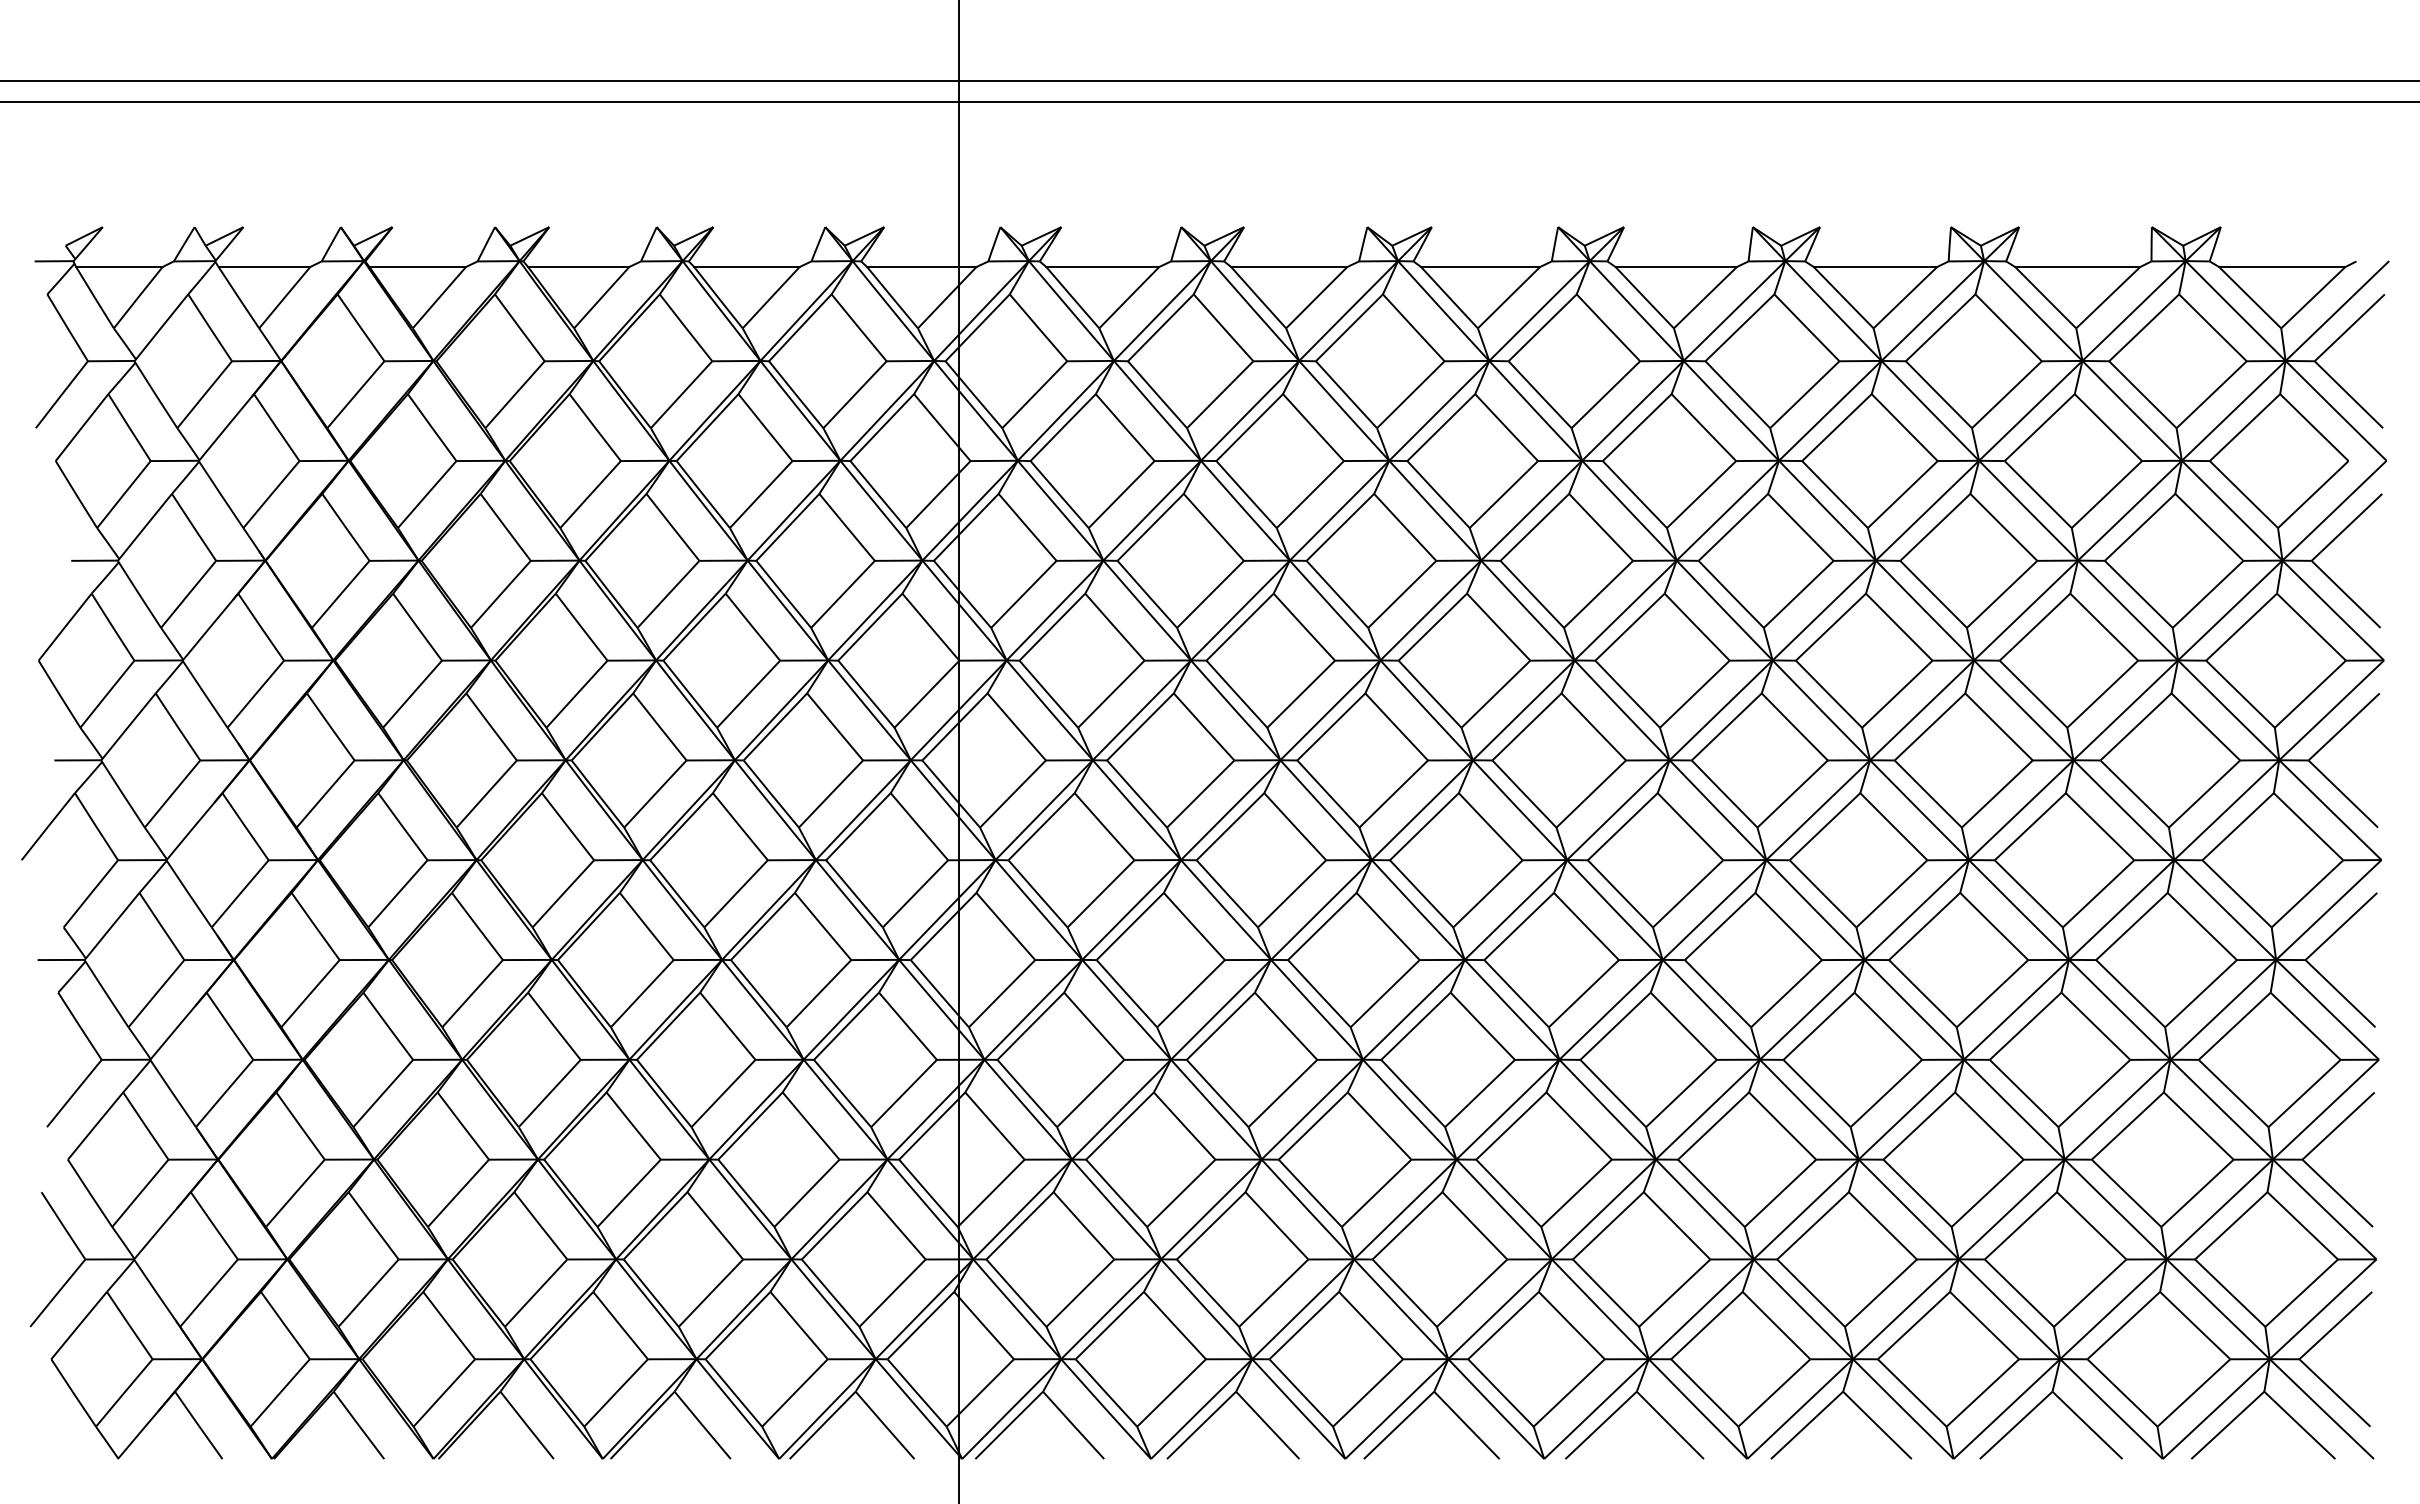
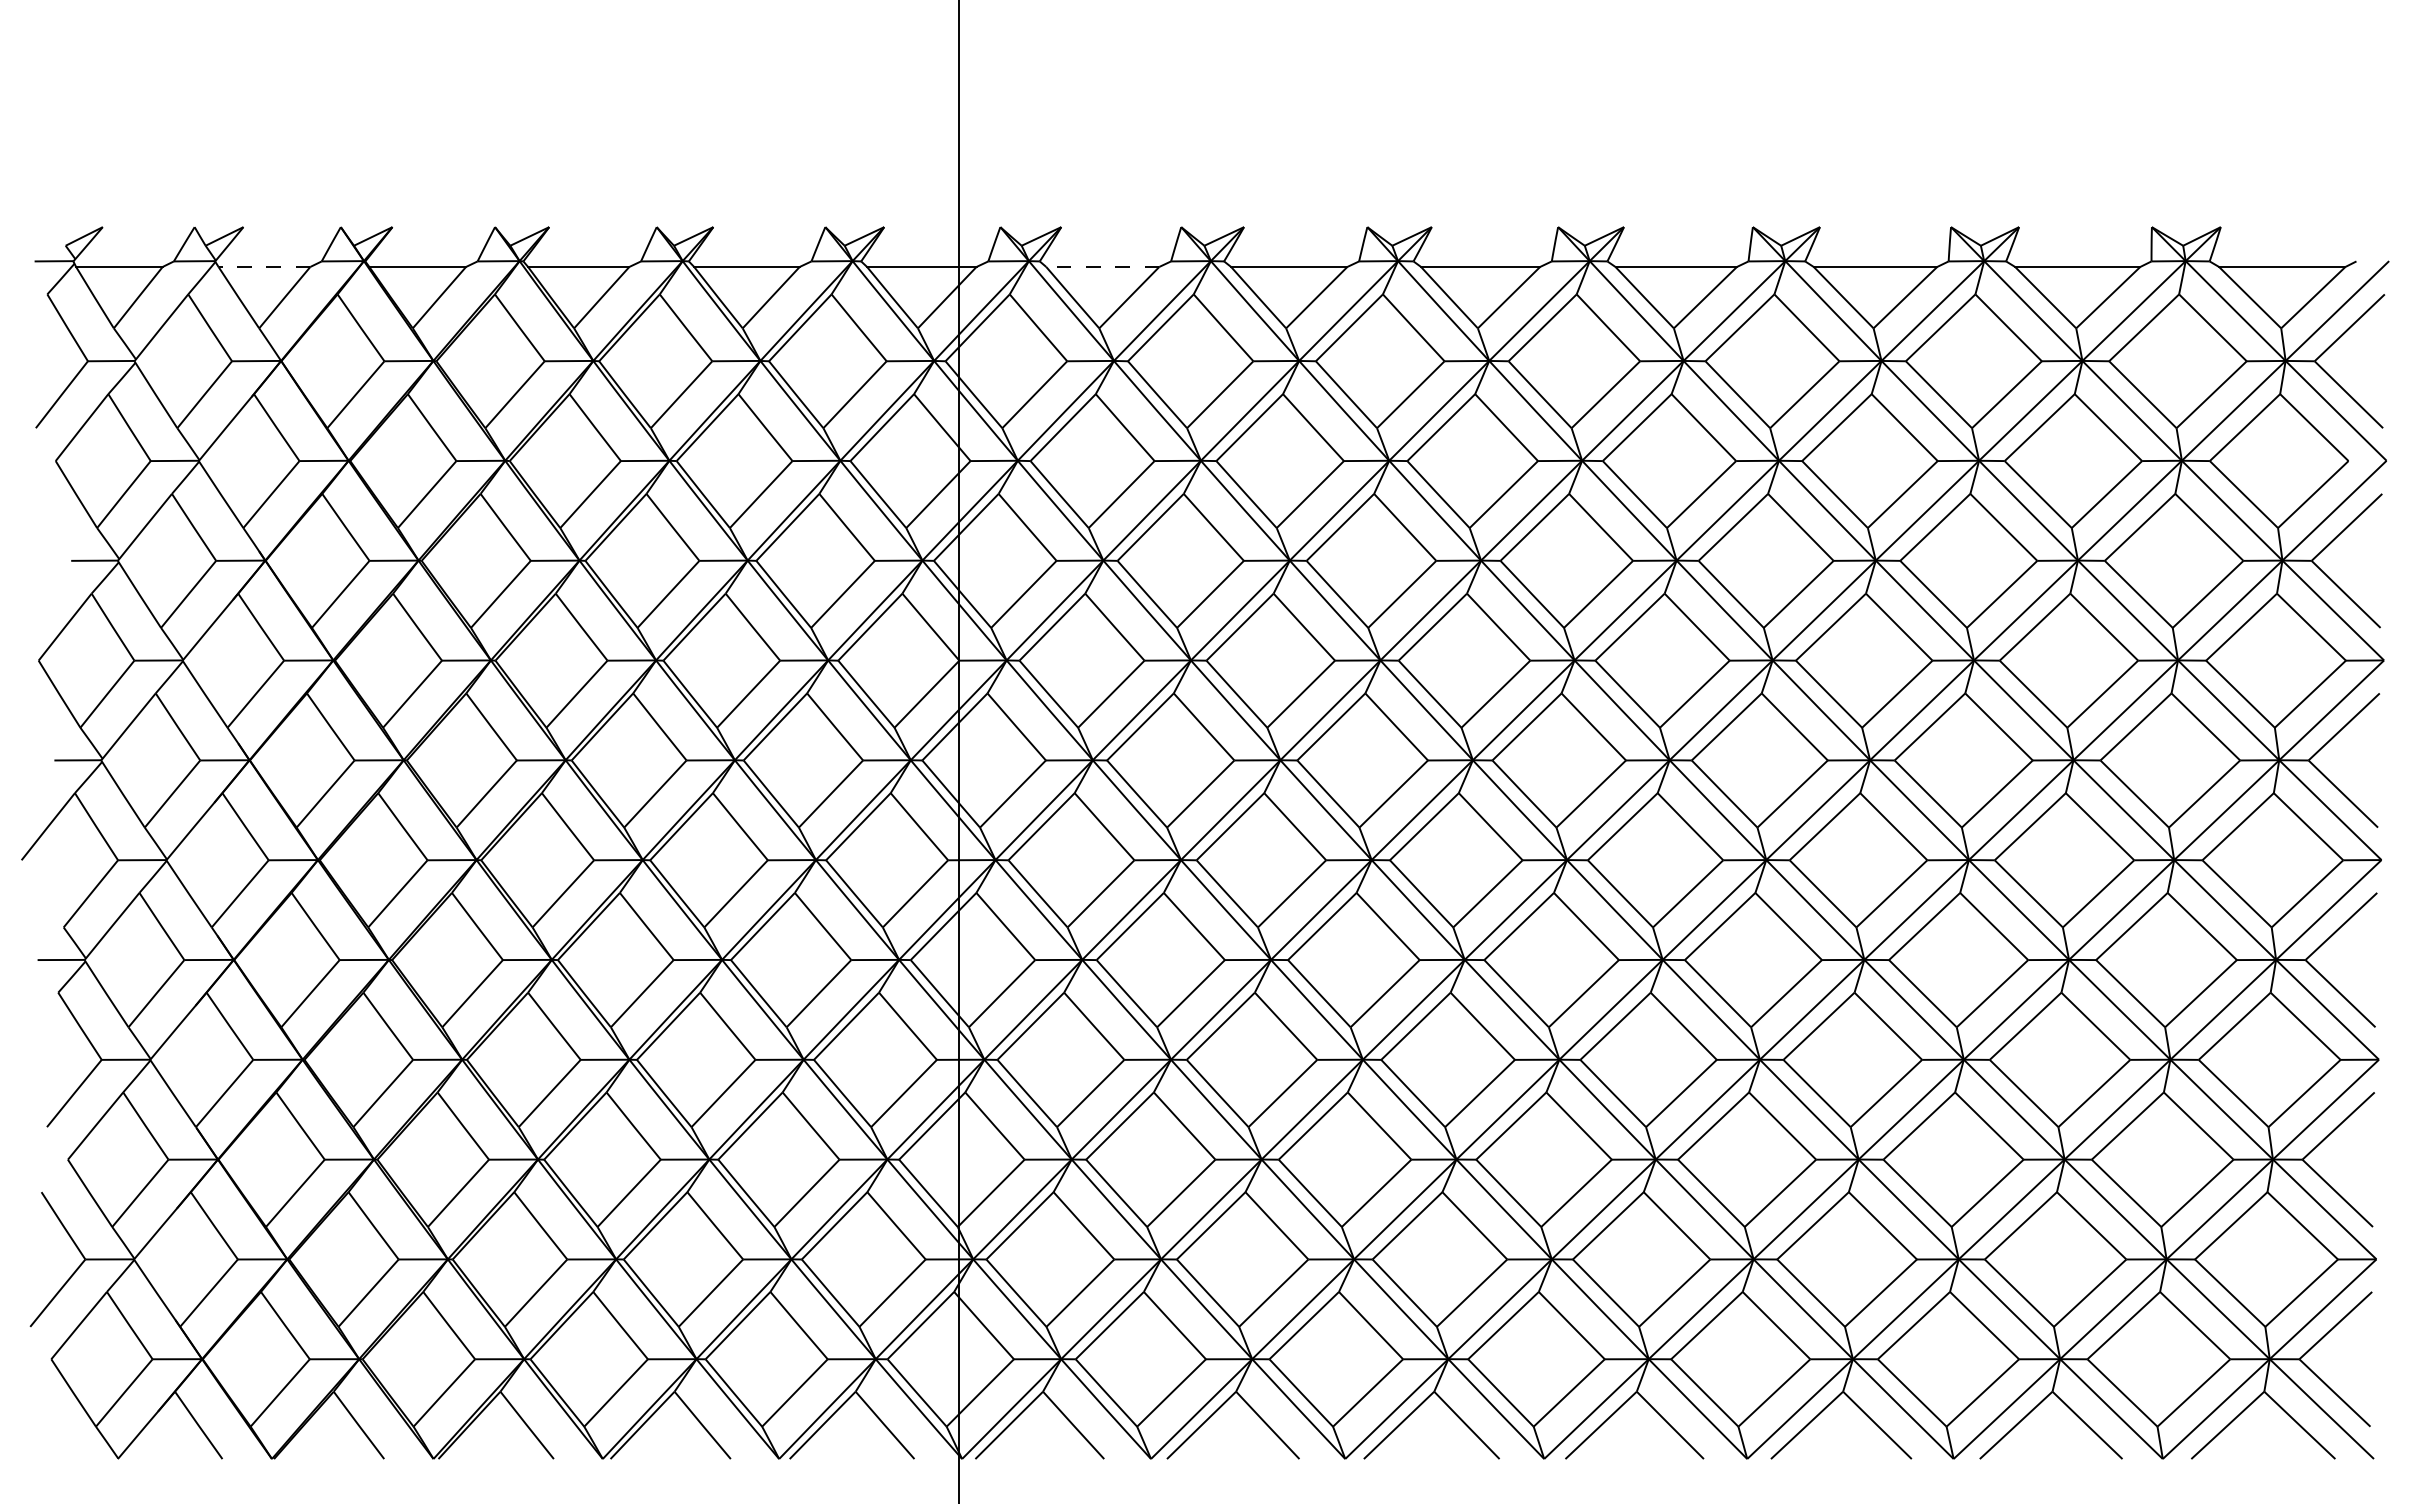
line: present -> none (1209, 80)
line: present -> none (1209, 101)
line: solid -> dashed (264, 266)
line: solid -> dashed (1102, 266)
